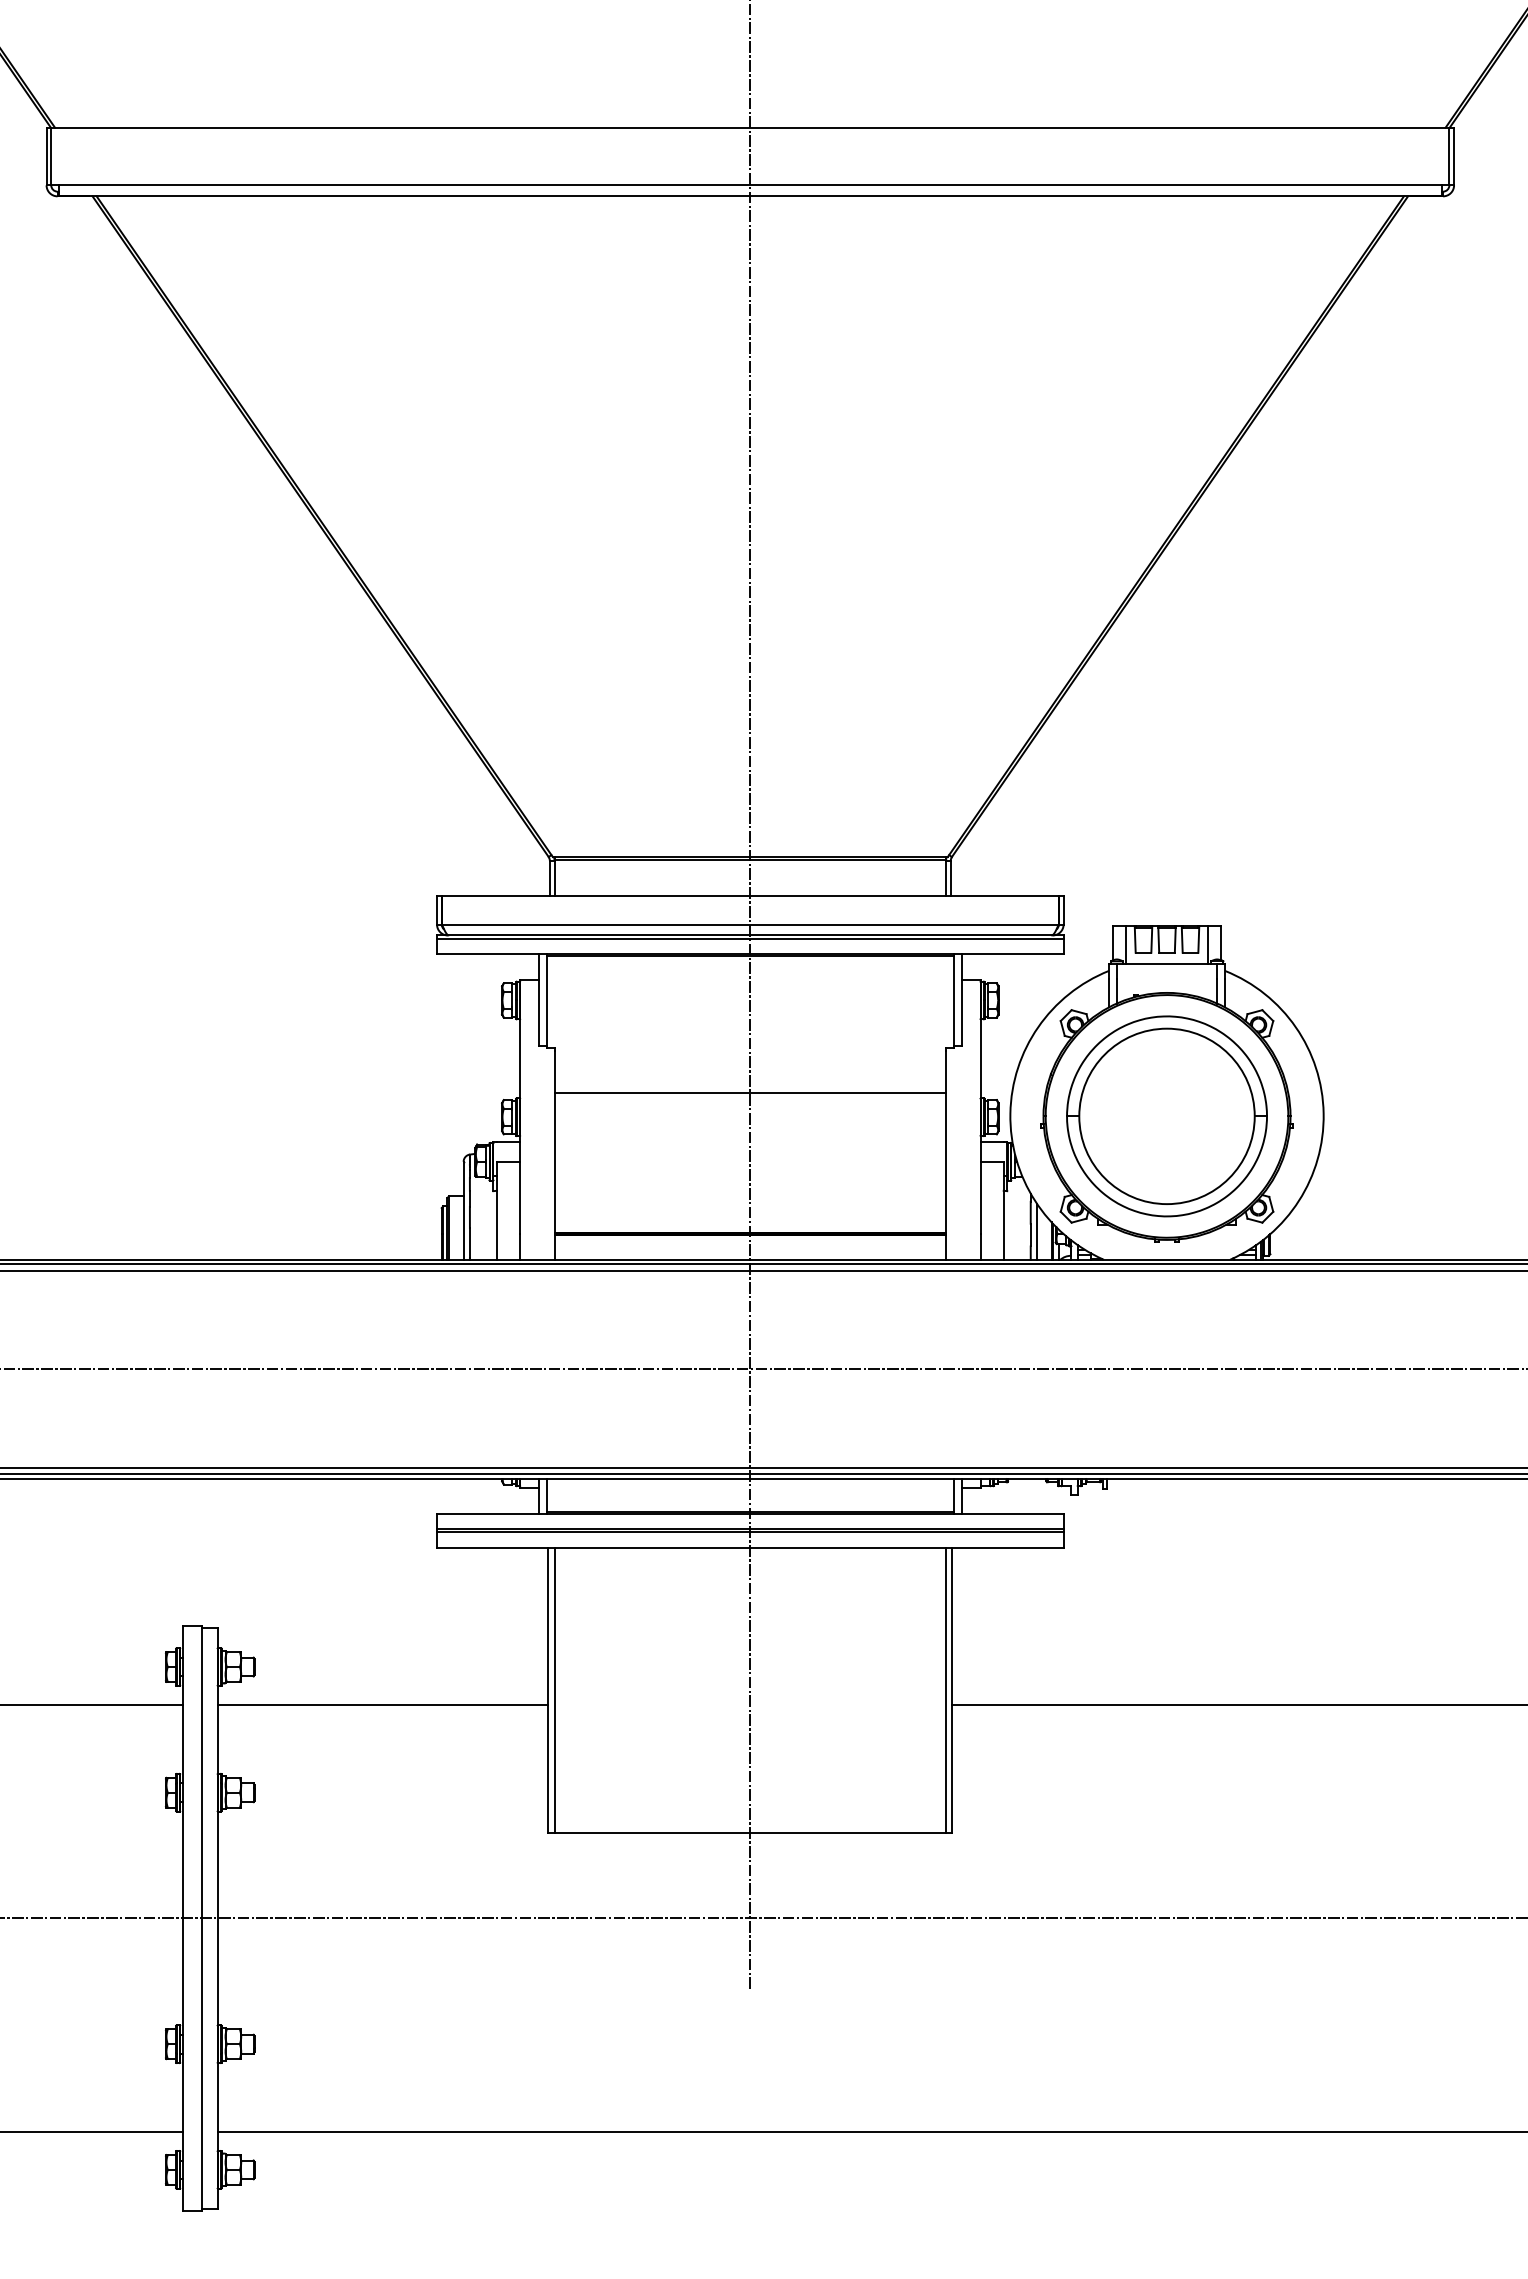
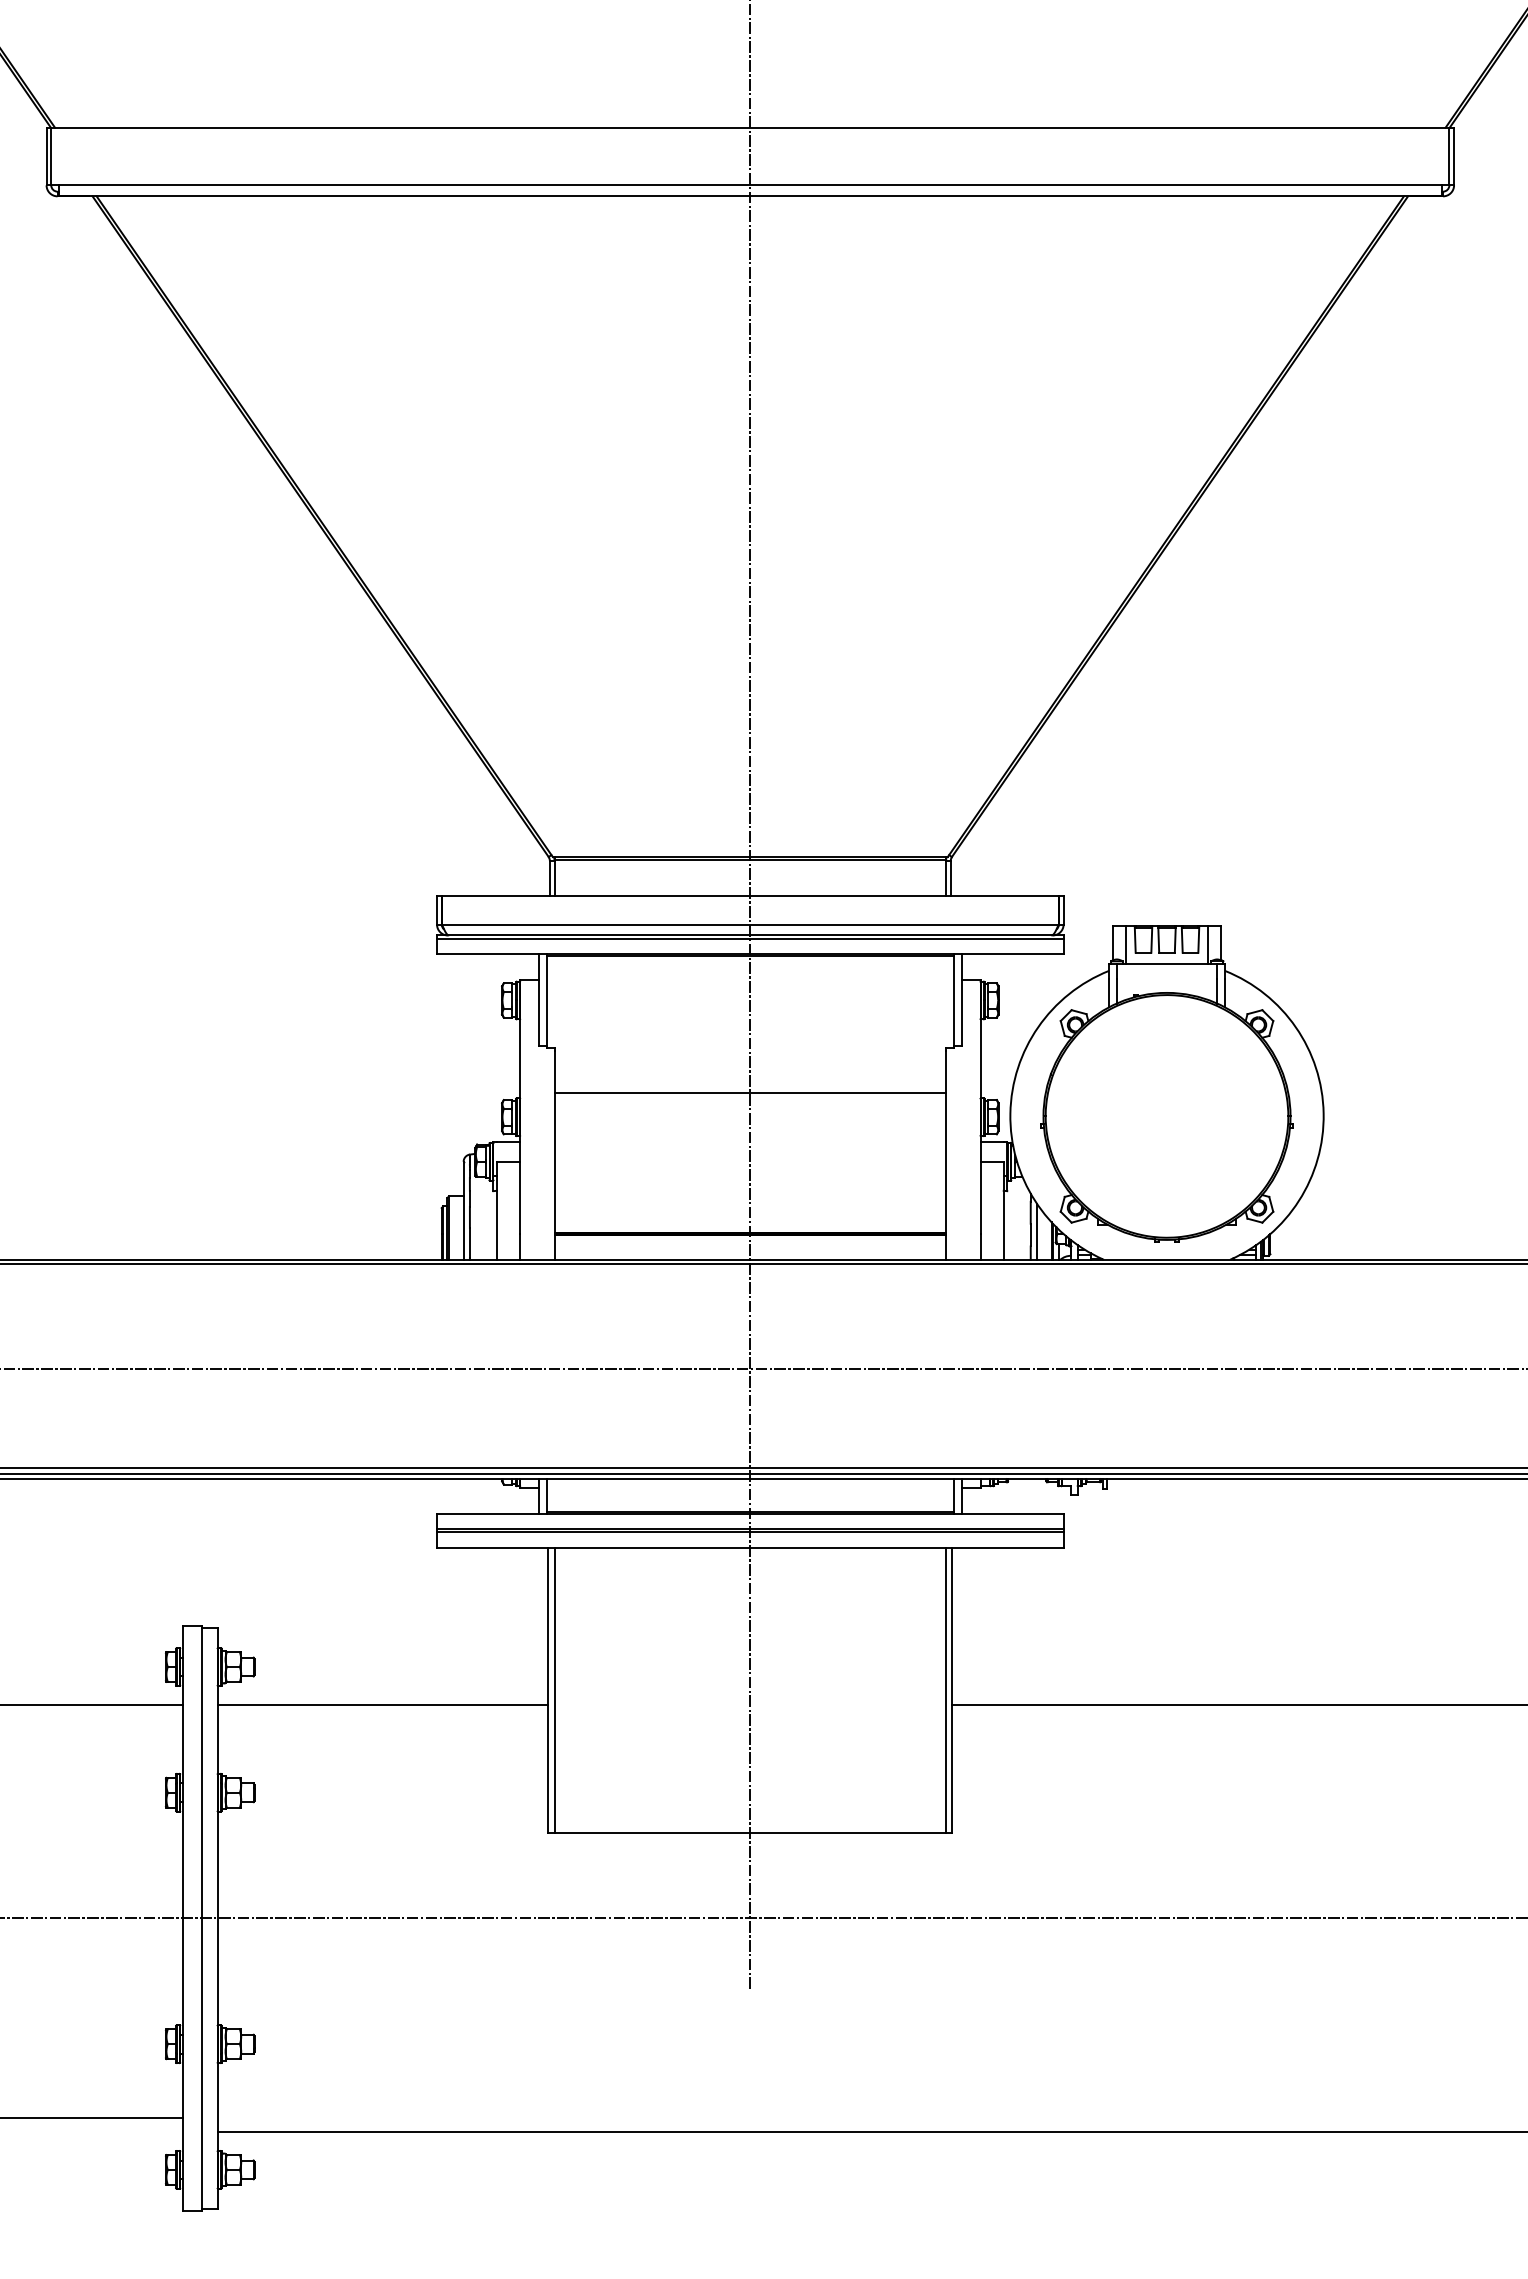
part: present -> none (1166, 1116)
line: present -> none (763, 1270)
line position: (92, 2132) -> (92, 2118) (92, 2118)
